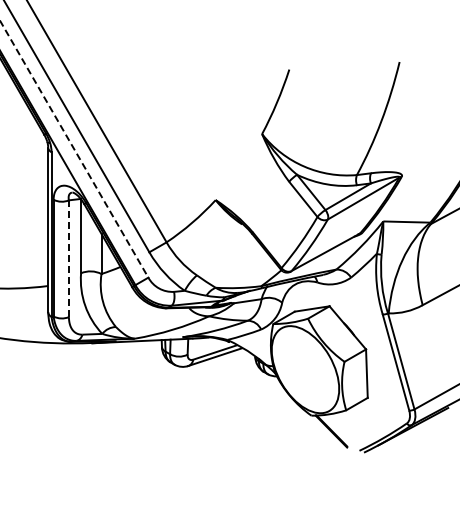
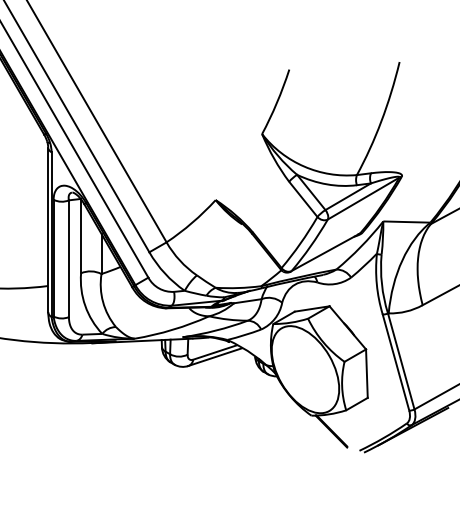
line: dashed -> solid (74, 149)
line: dashed -> solid (68, 259)
